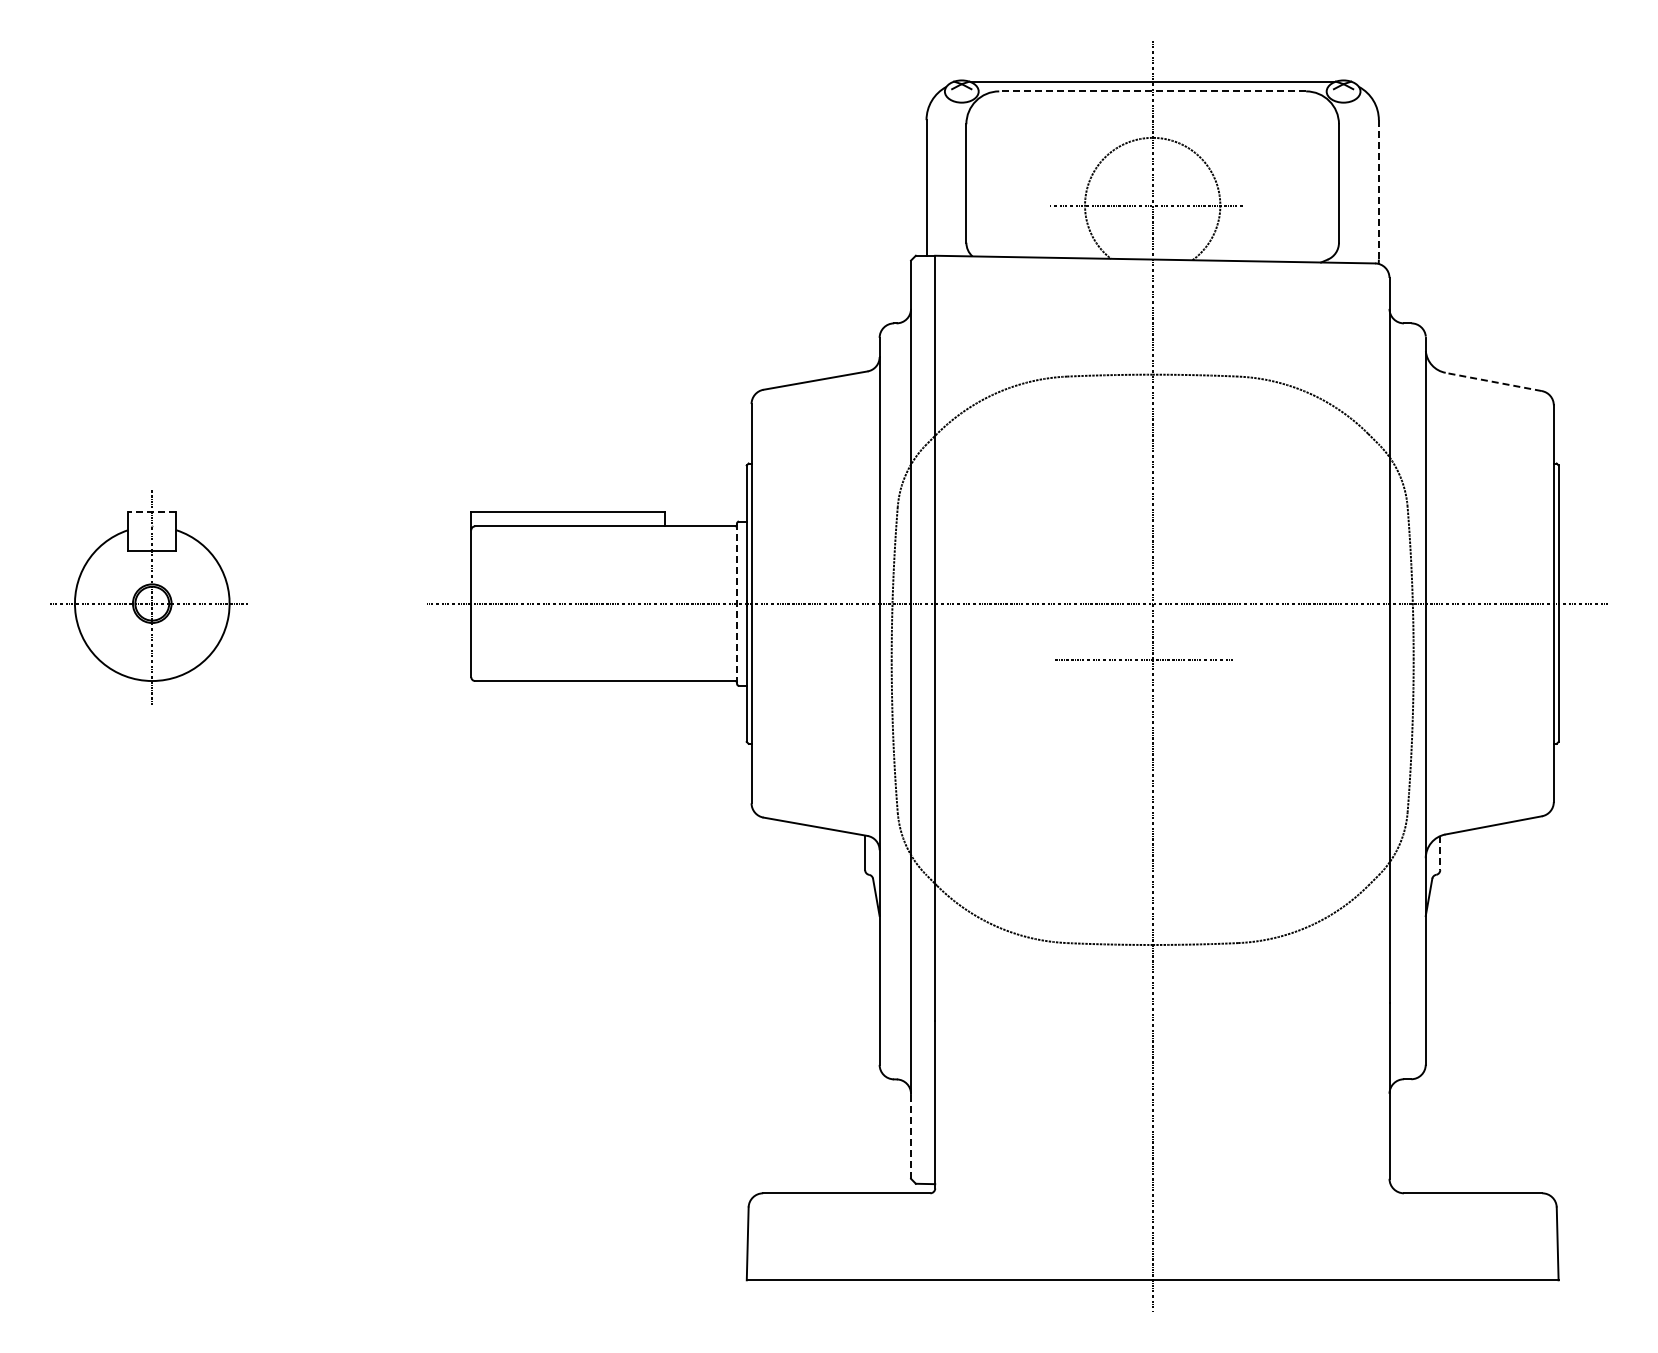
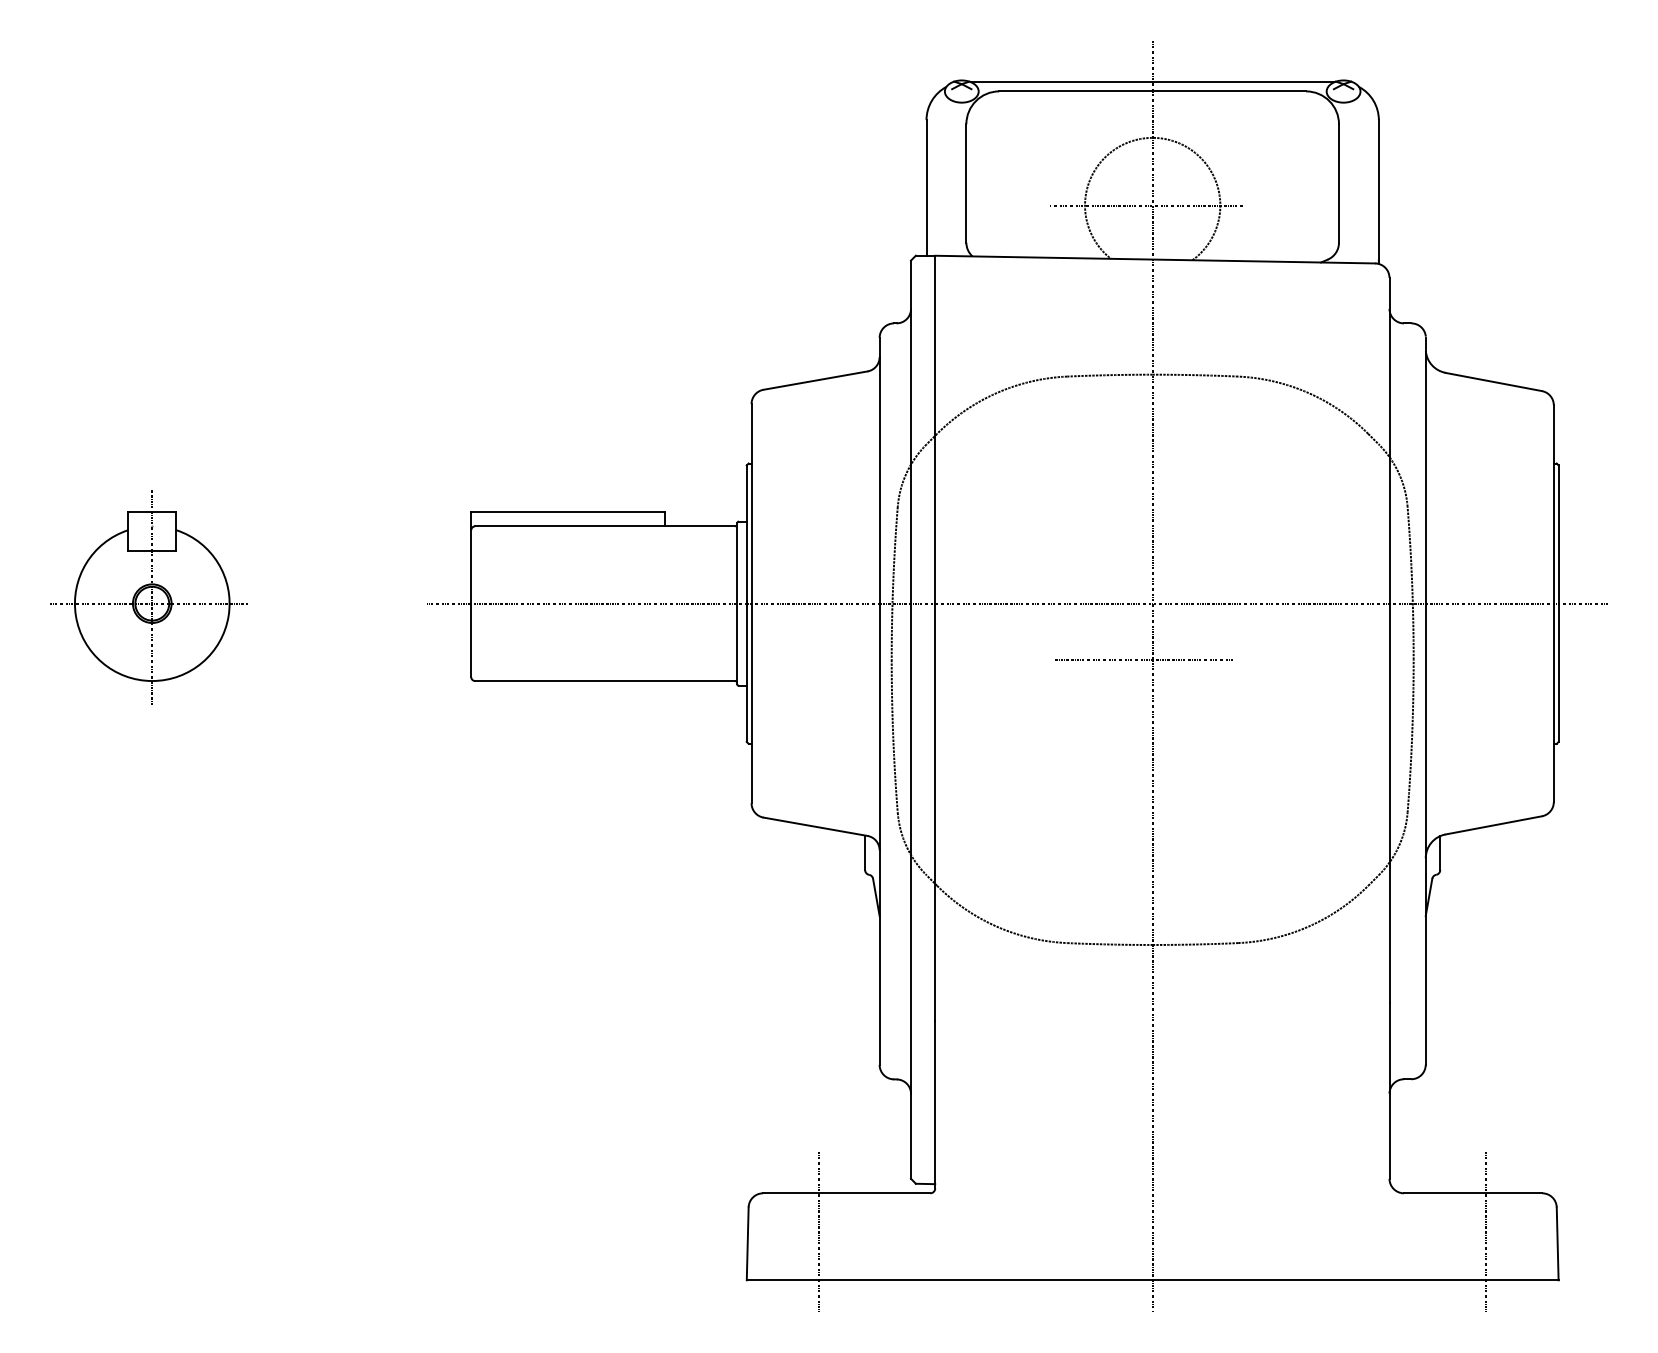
line: dashed -> solid (1152, 91)
line: dashed -> solid (1378, 192)
line: dashed -> solid (1493, 381)
line: dashed -> solid (151, 511)
line: dashed -> solid (737, 604)
line: dashed -> solid (1440, 853)
line: dashed -> solid (911, 1135)
line: none -> present (819, 1231)
line: none -> present (1486, 1231)
